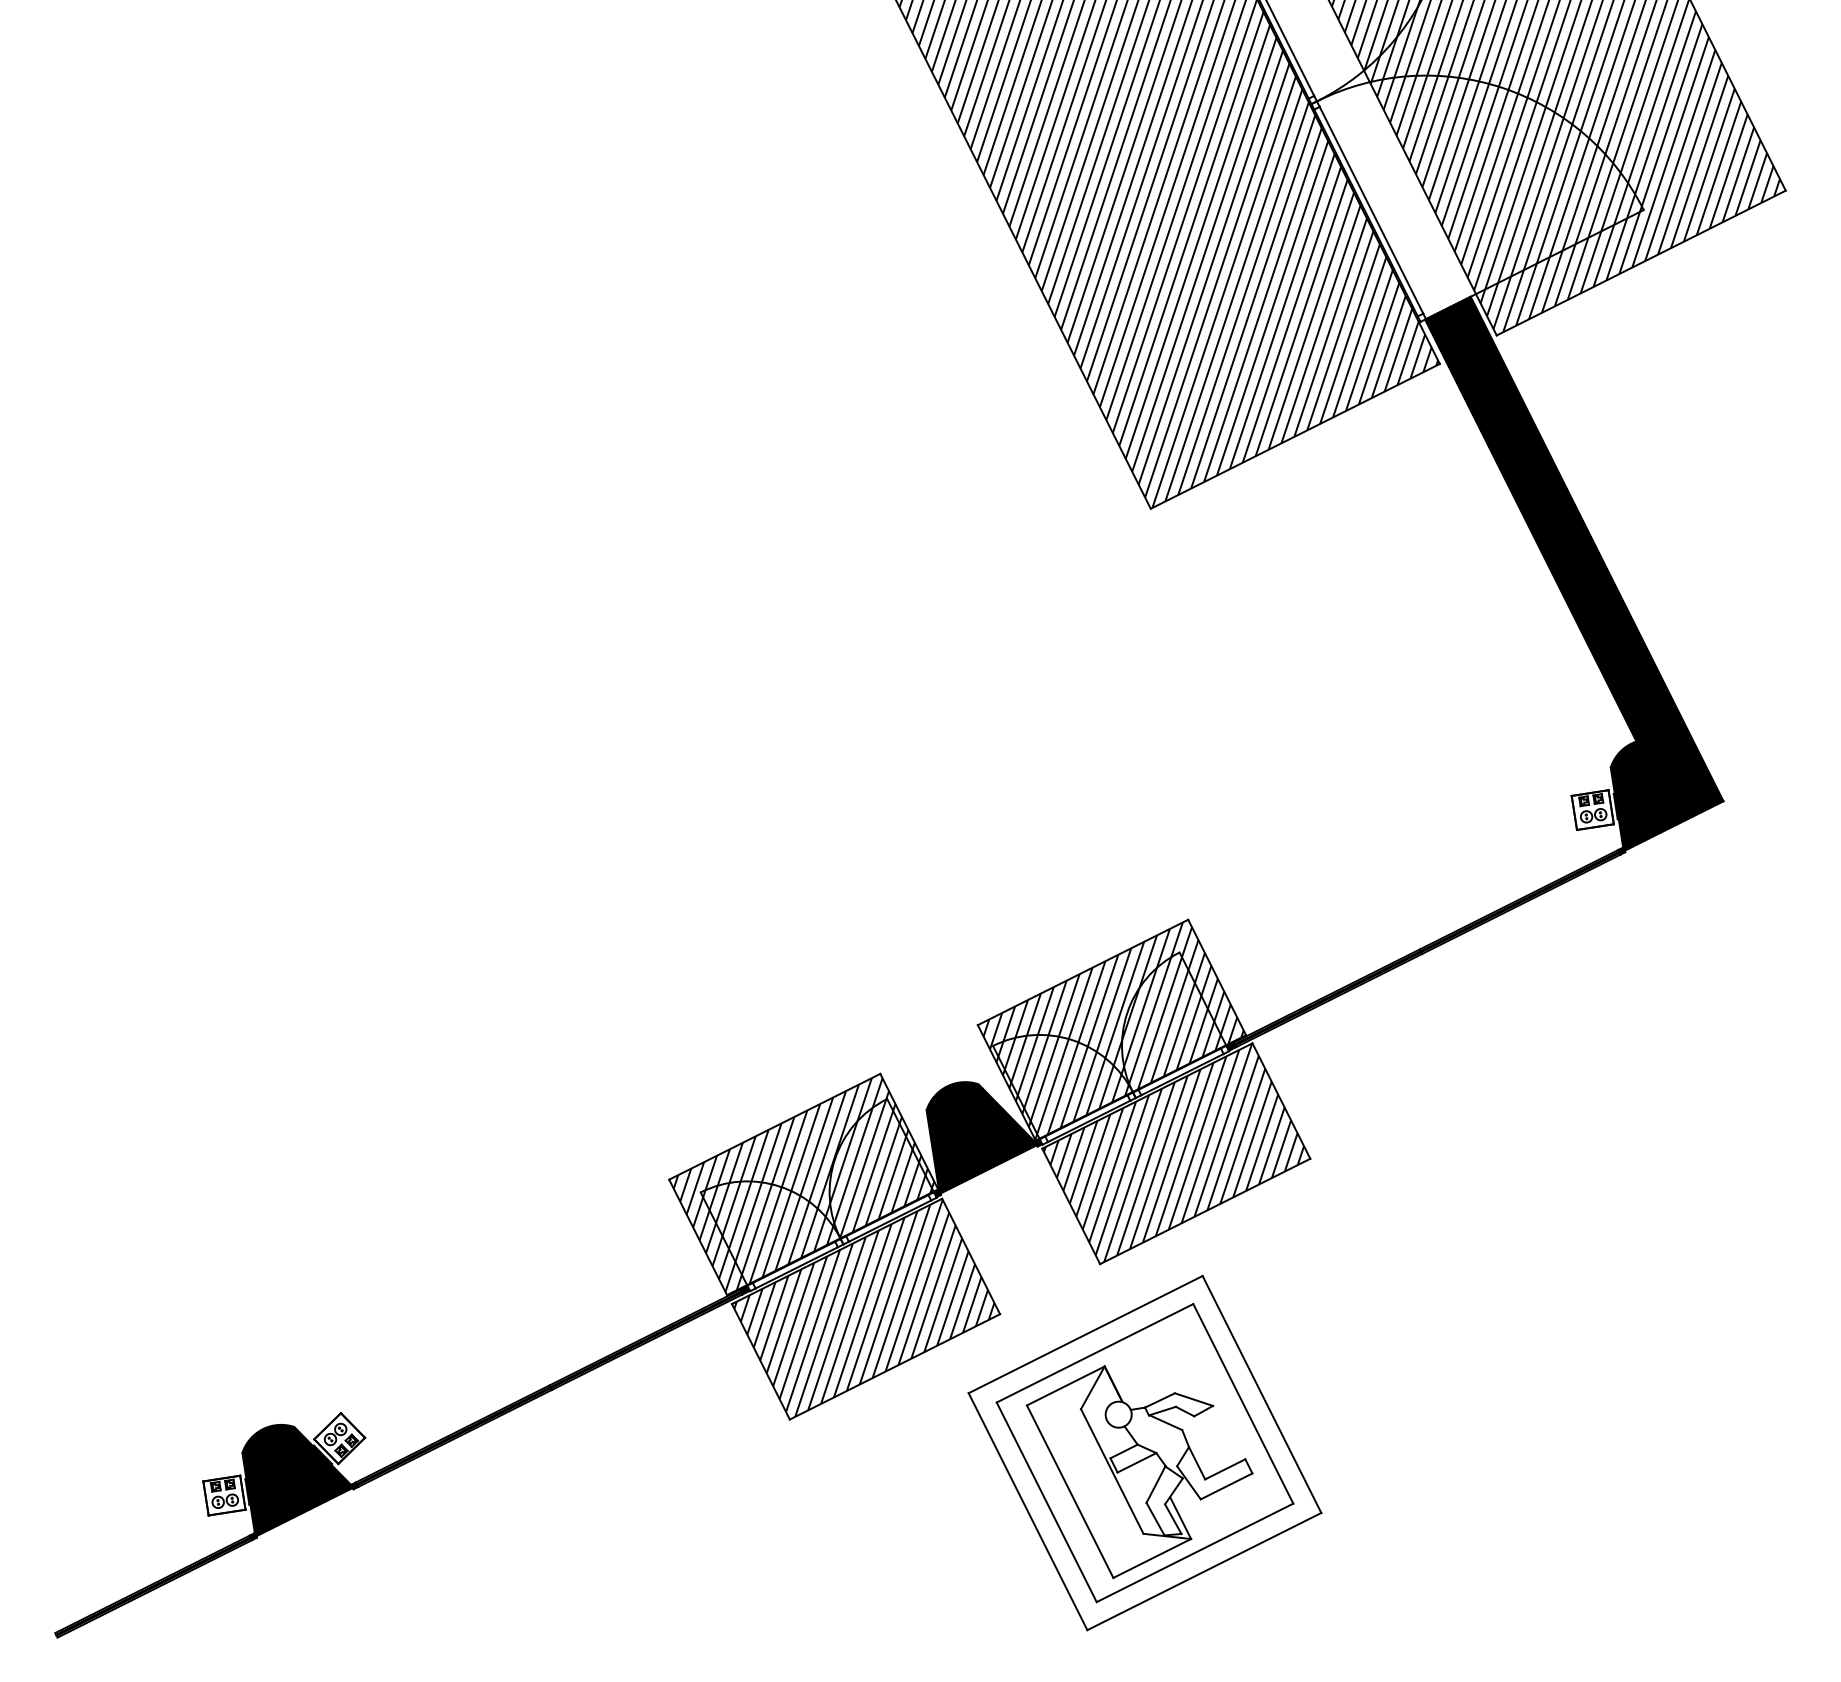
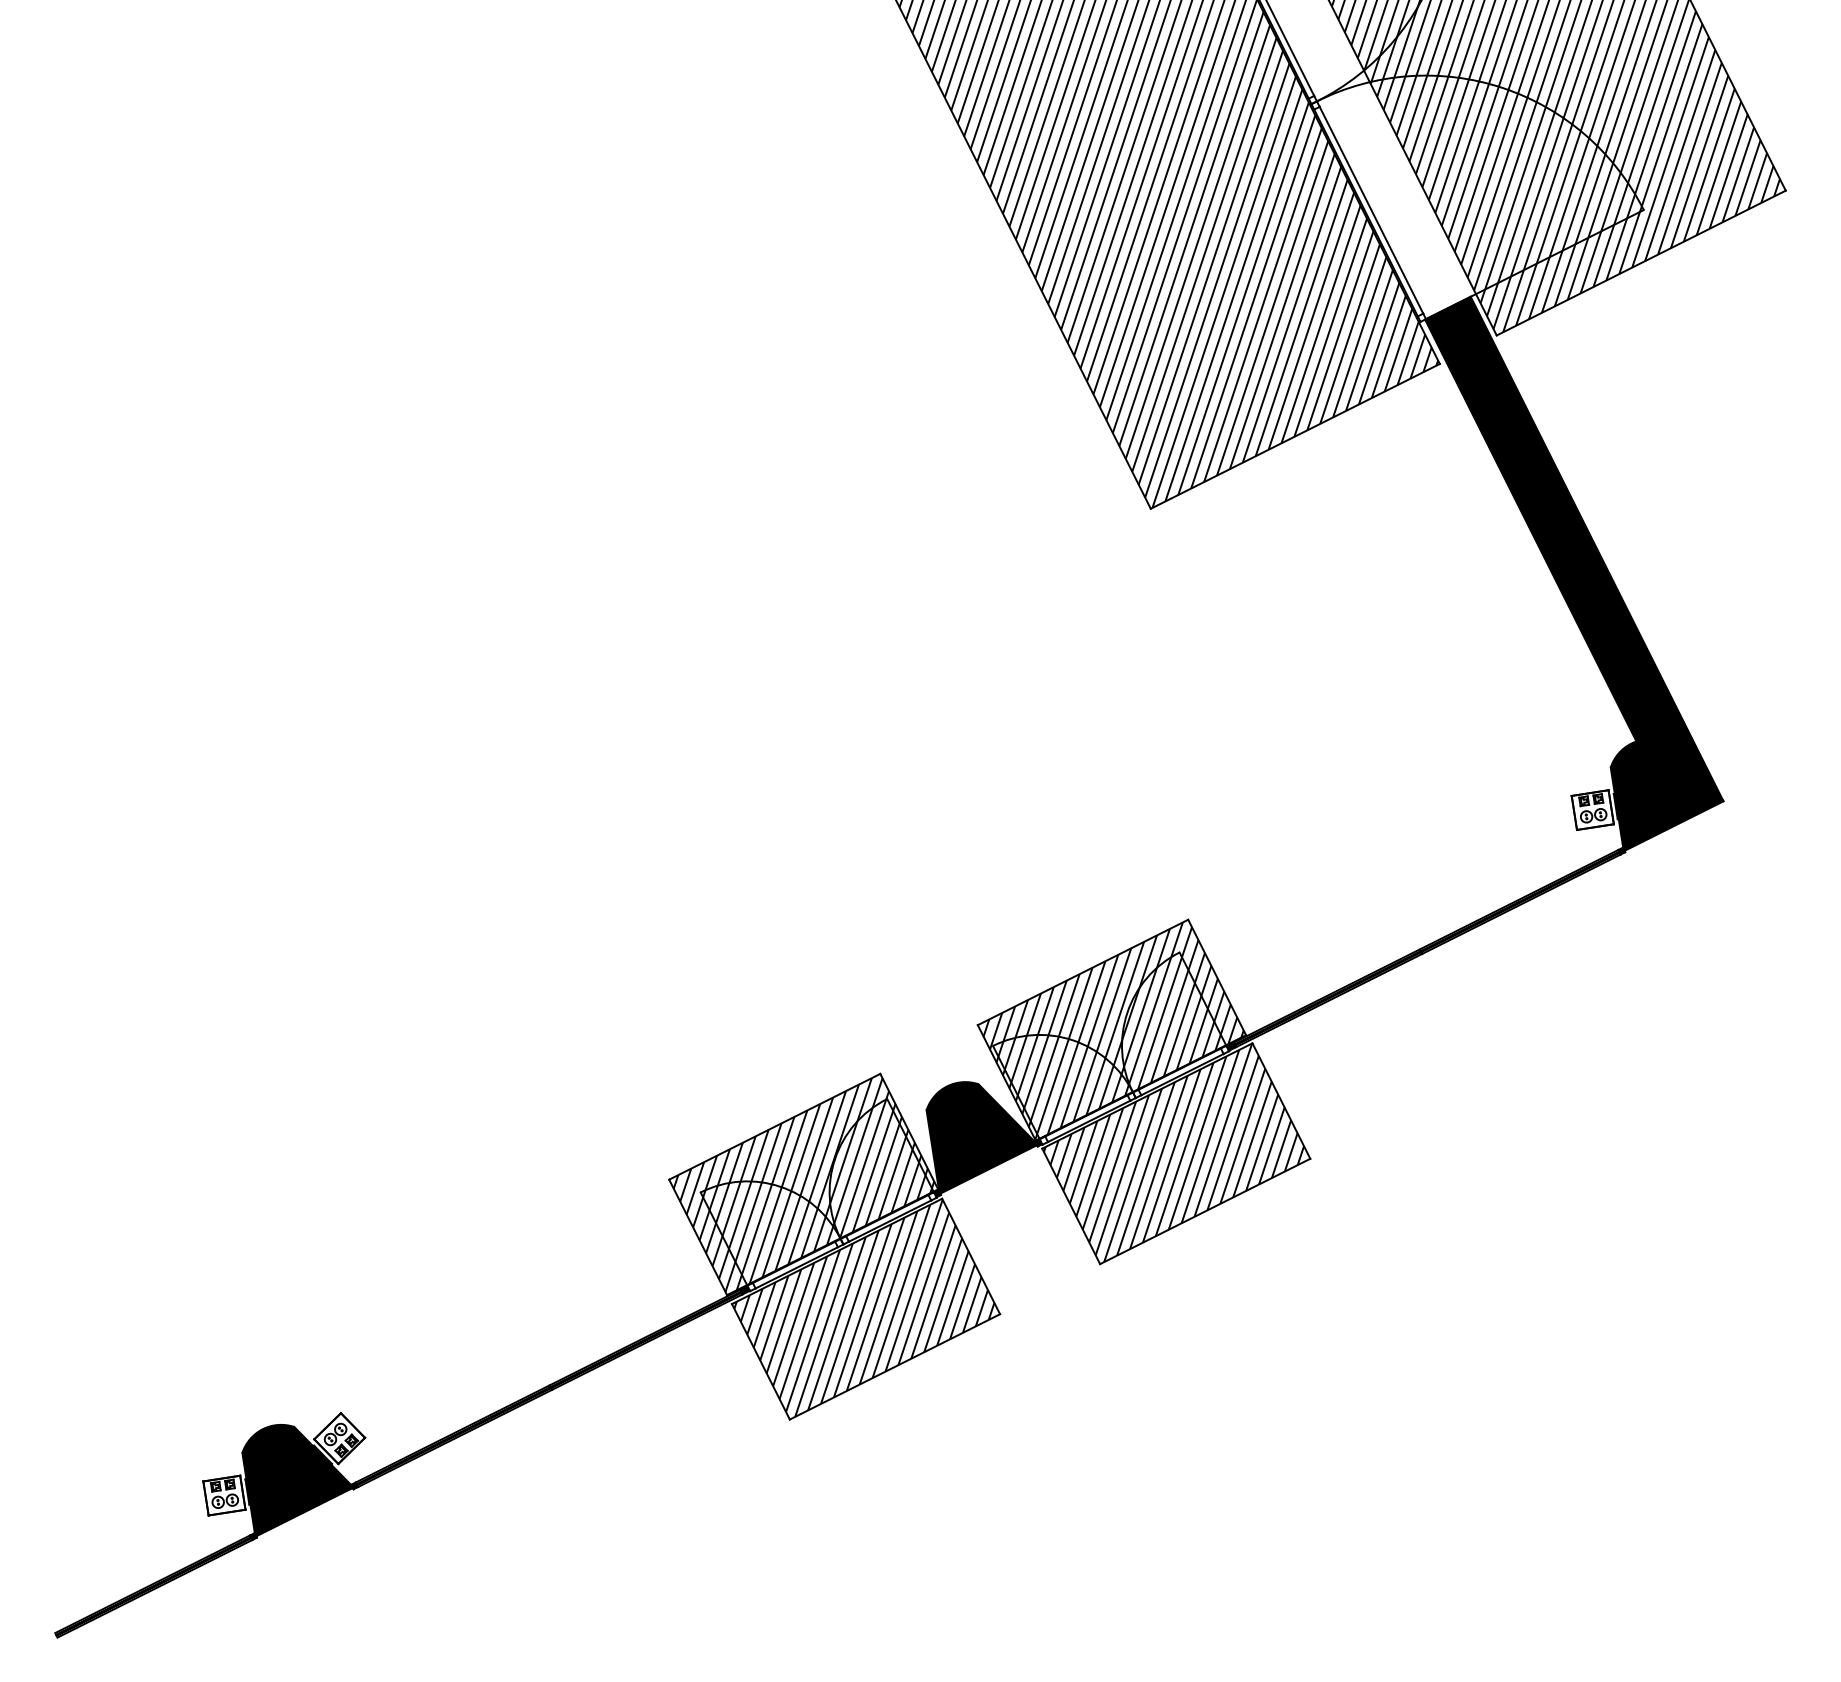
part: present -> none (1144, 1453)
